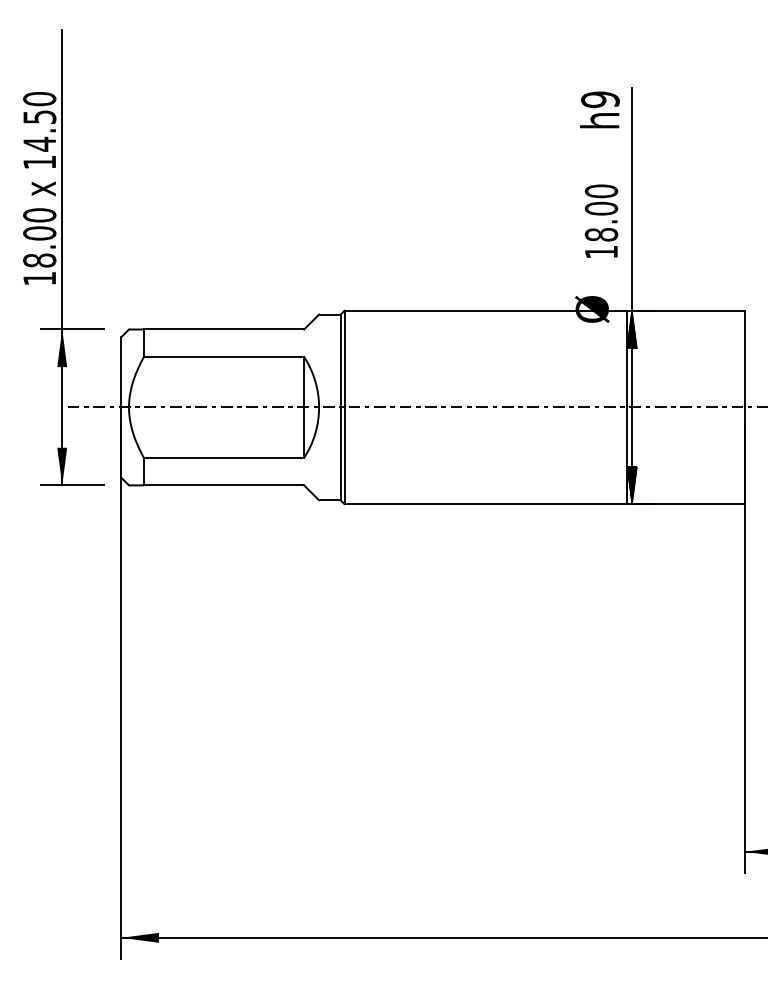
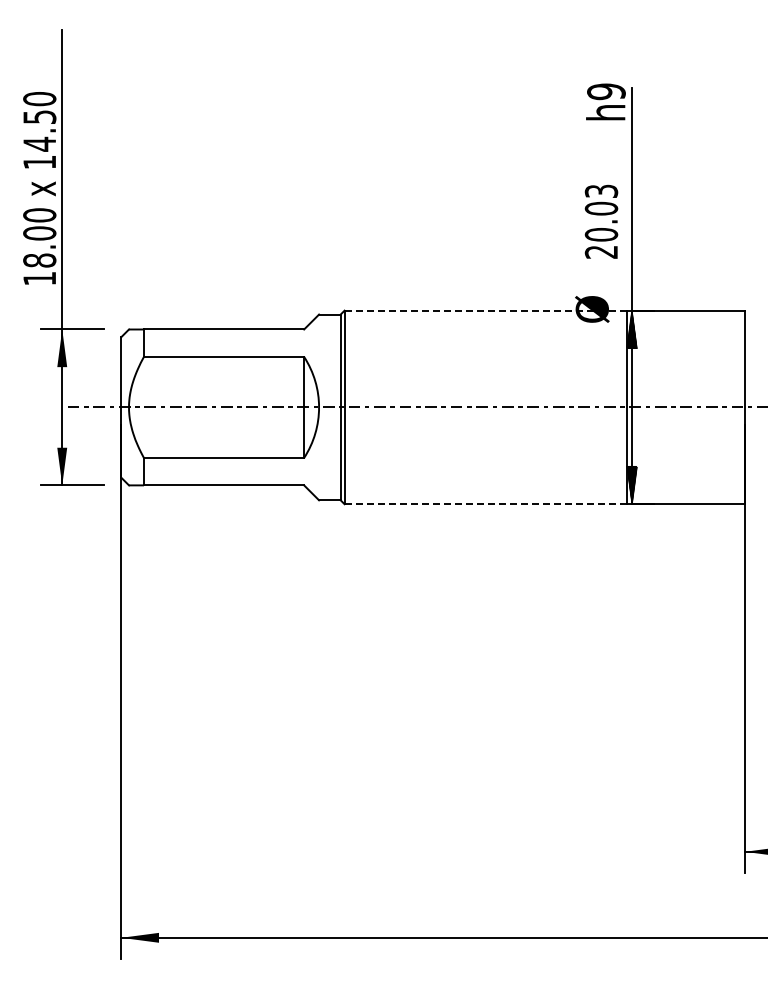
text position: (599, 109) -> (605, 101) (605, 101)
text: 18.00 -> 20.03 (601, 221)
line: solid -> dashed (485, 310)
line: solid -> dashed (486, 504)
